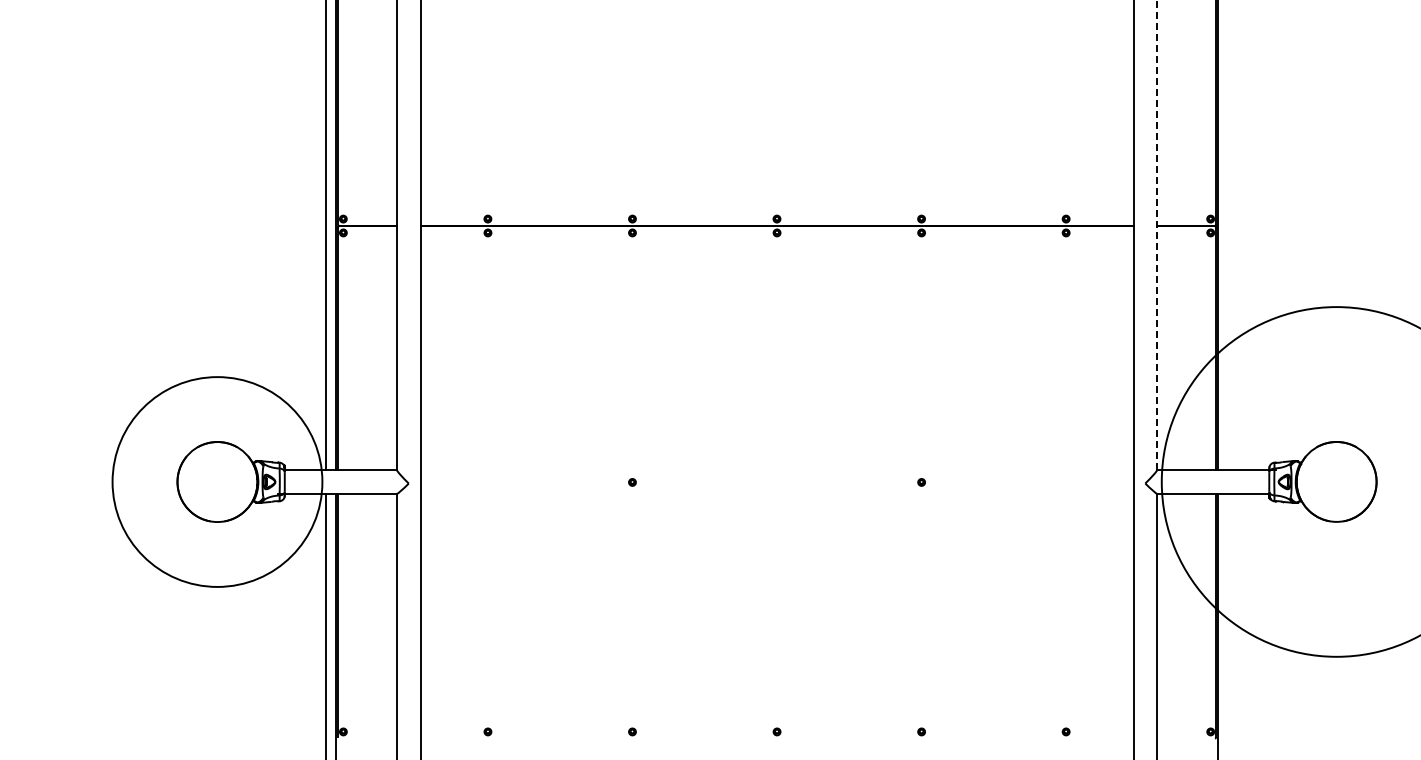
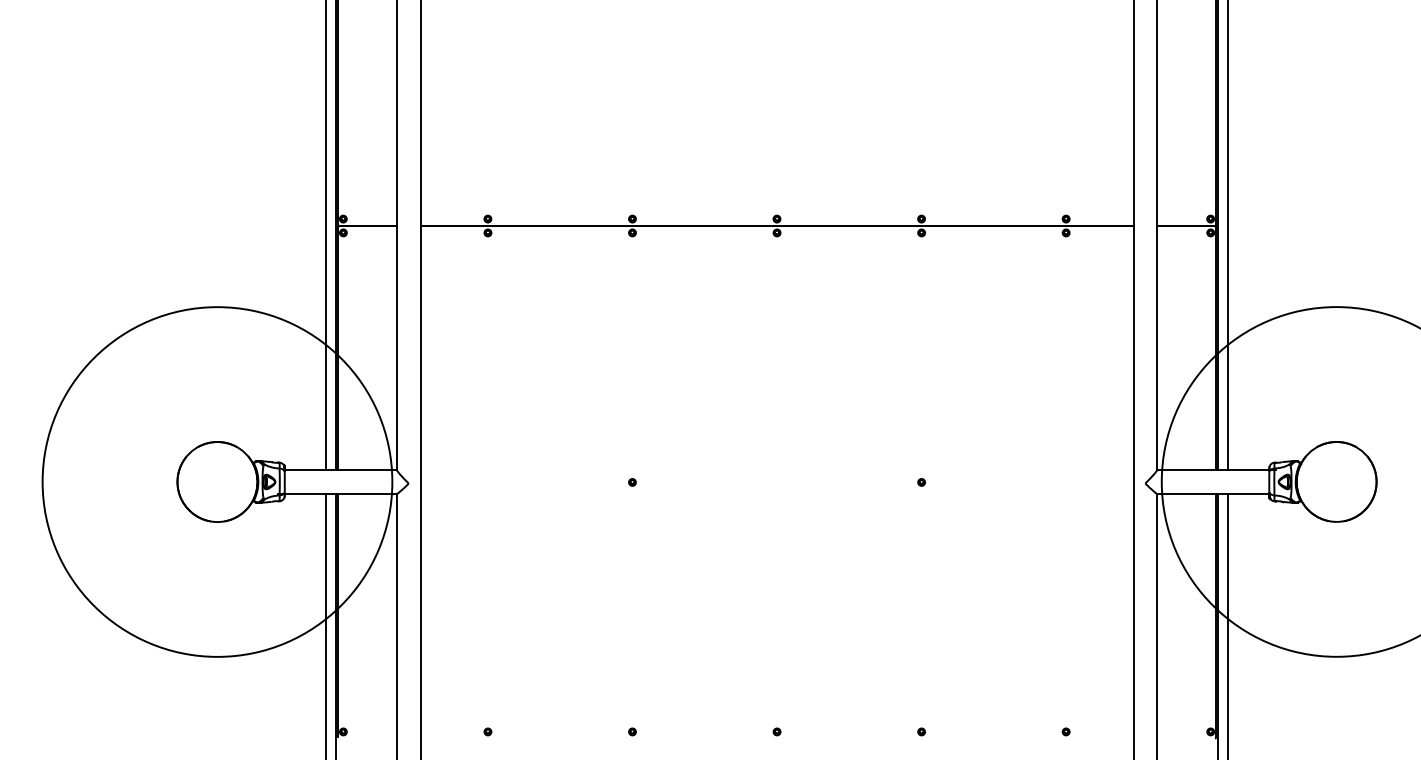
line: dashed -> solid (1157, 235)
line: none -> present (1228, 236)
circle diameter: 210 px -> 350 px (217, 481)
line: none -> present (1228, 624)
